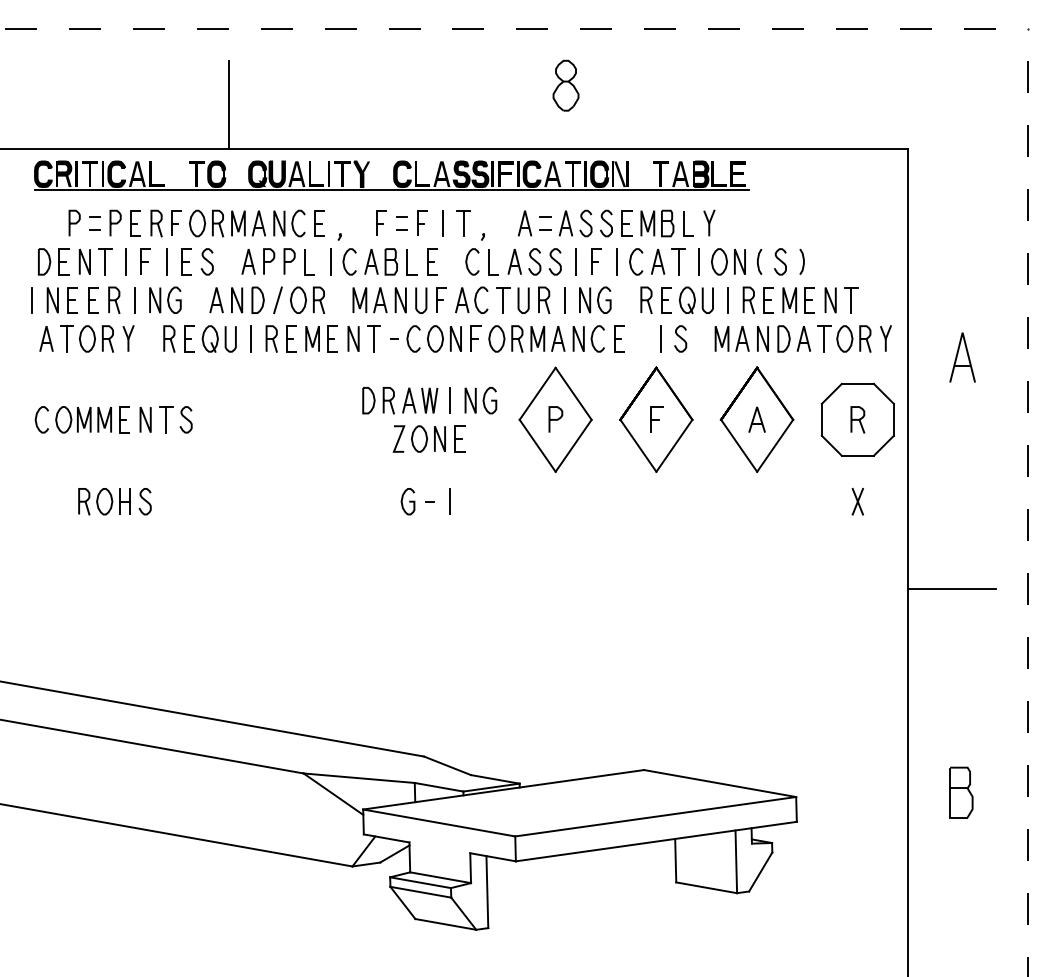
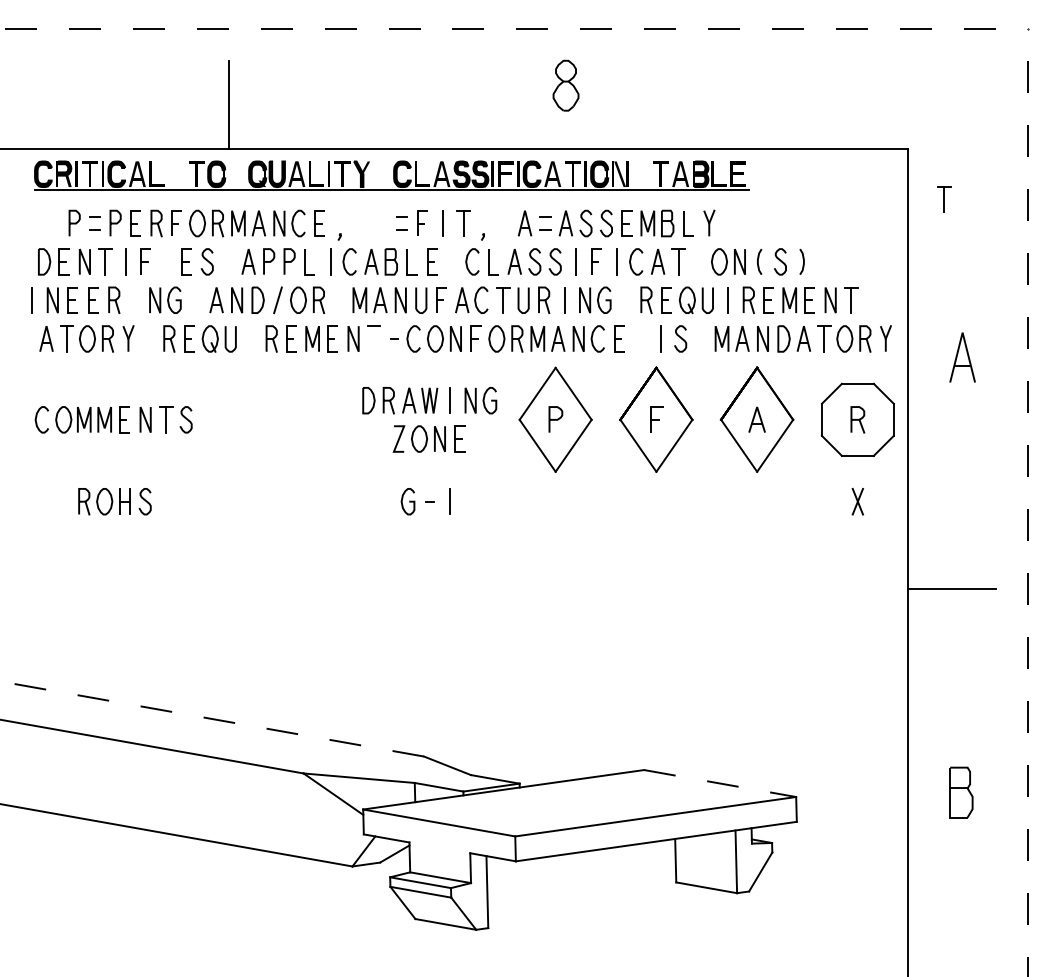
part: none -> present (944, 199)
part: present -> none (381, 222)
line: present -> none (166, 261)
line: present -> none (699, 261)
line: present -> none (134, 300)
line: present -> none (251, 338)
line: present -> none (374, 338)
line: solid -> dashed (212, 719)
line: solid -> dashed (720, 783)
